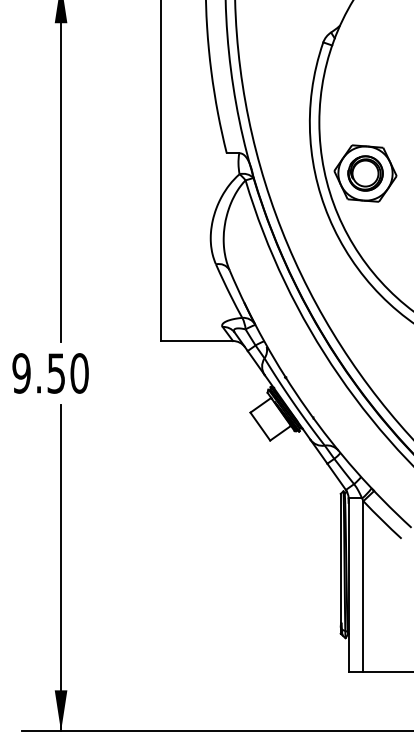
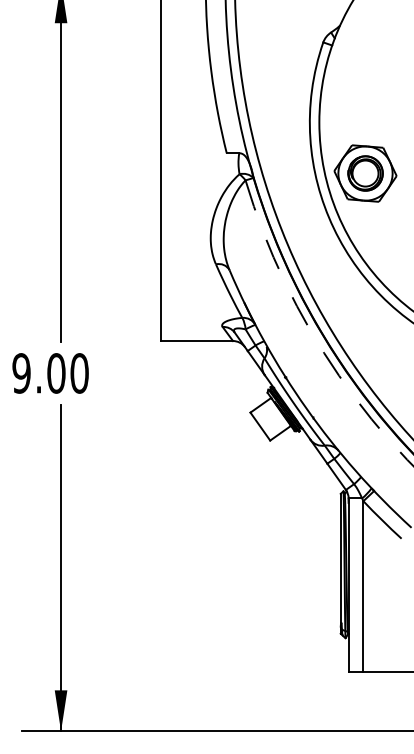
arc: solid -> dashed (312, 334)
text: 9.50 -> 9.00 (56, 373)
